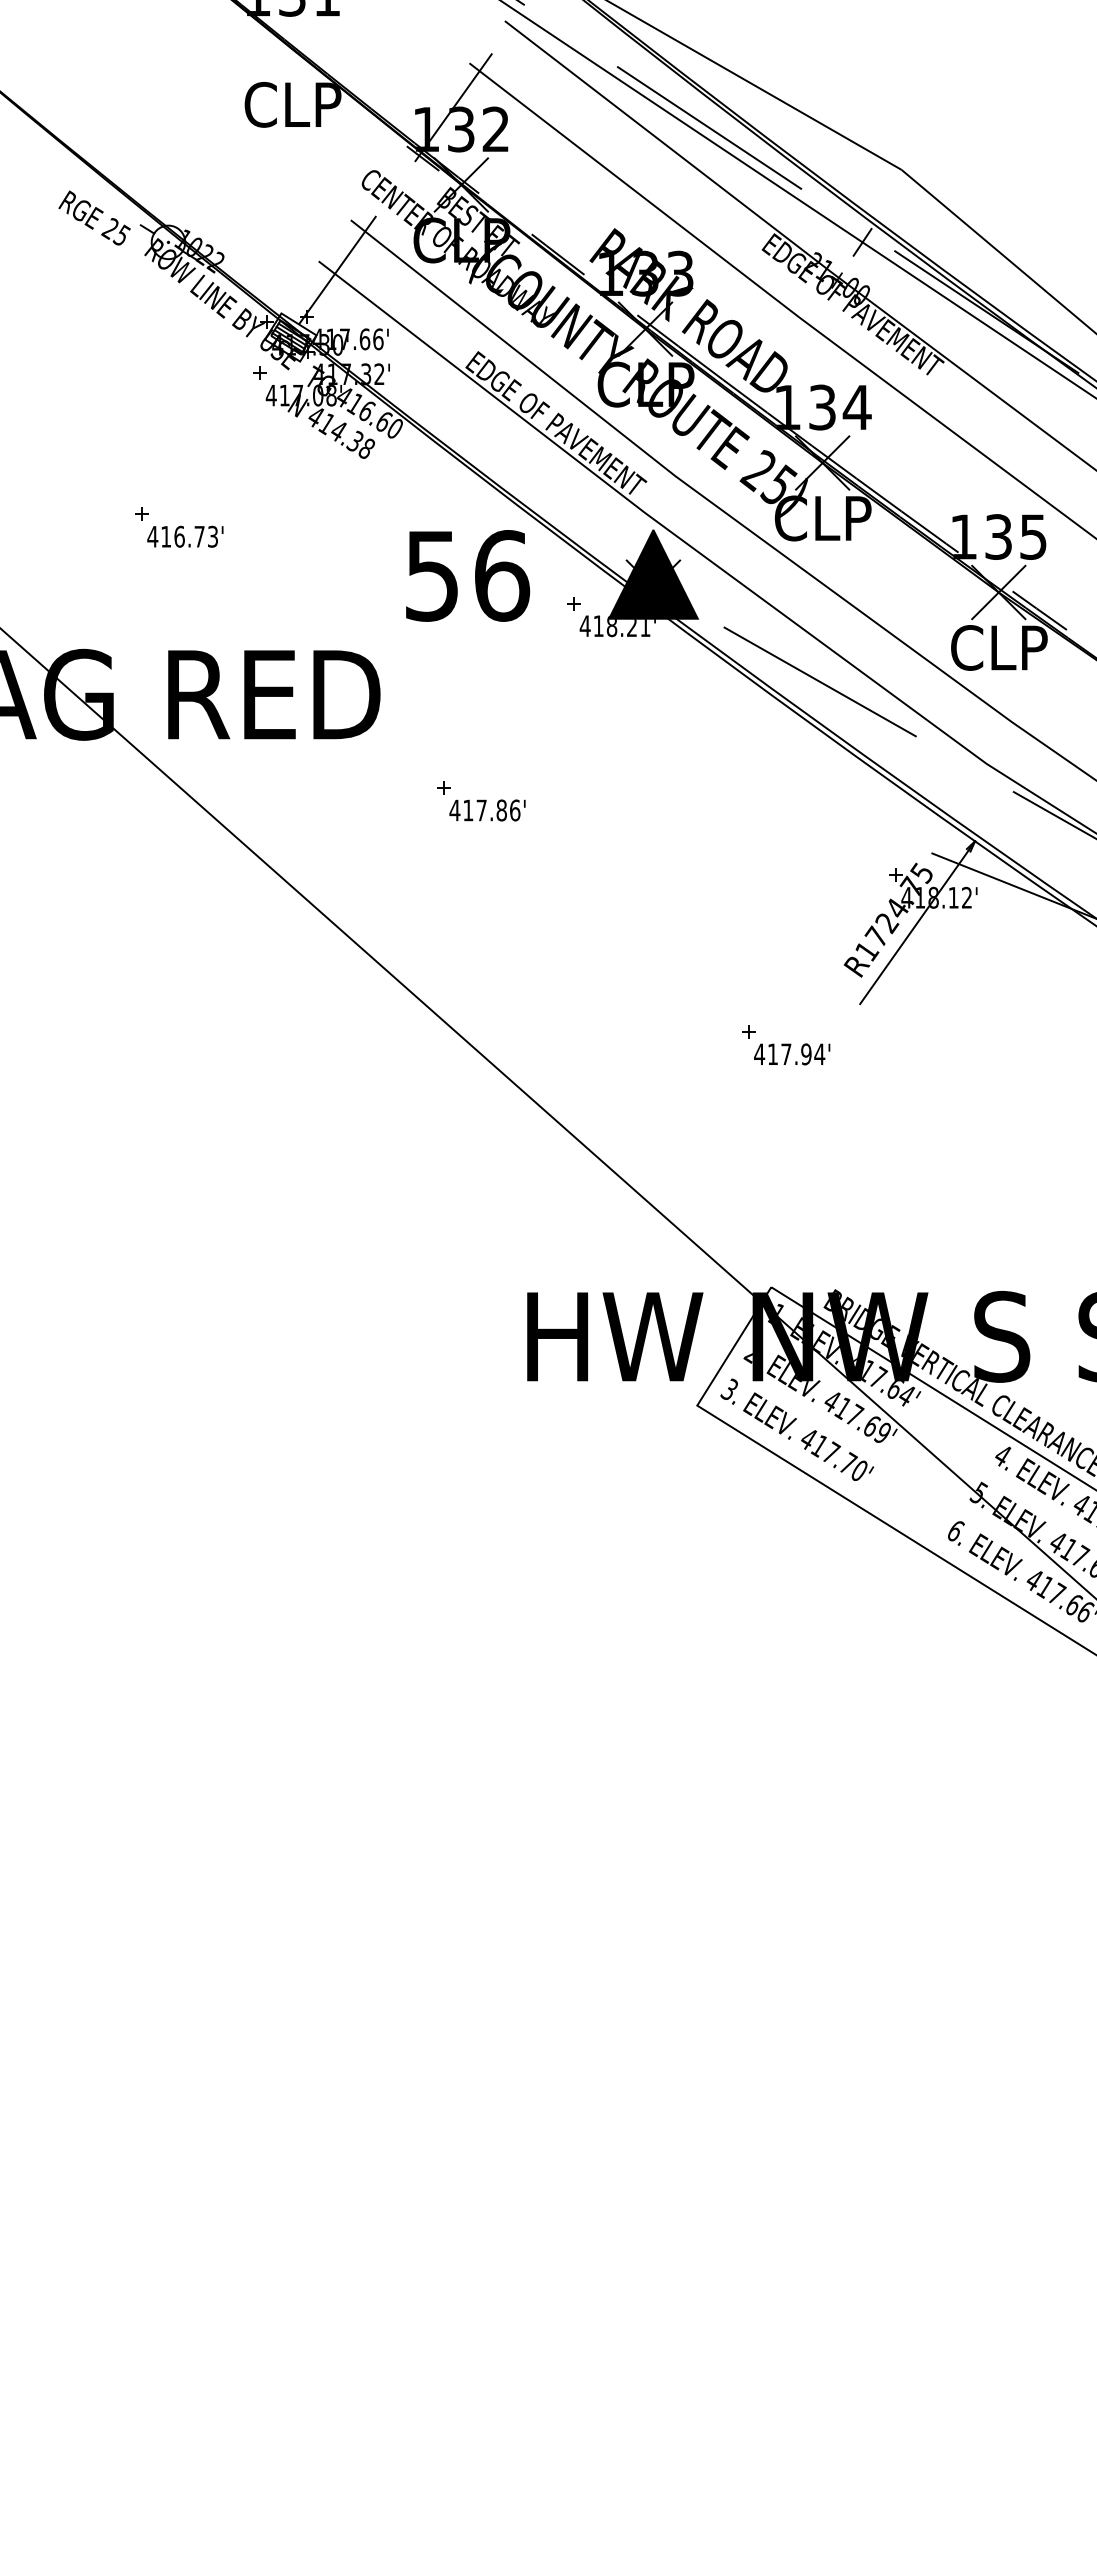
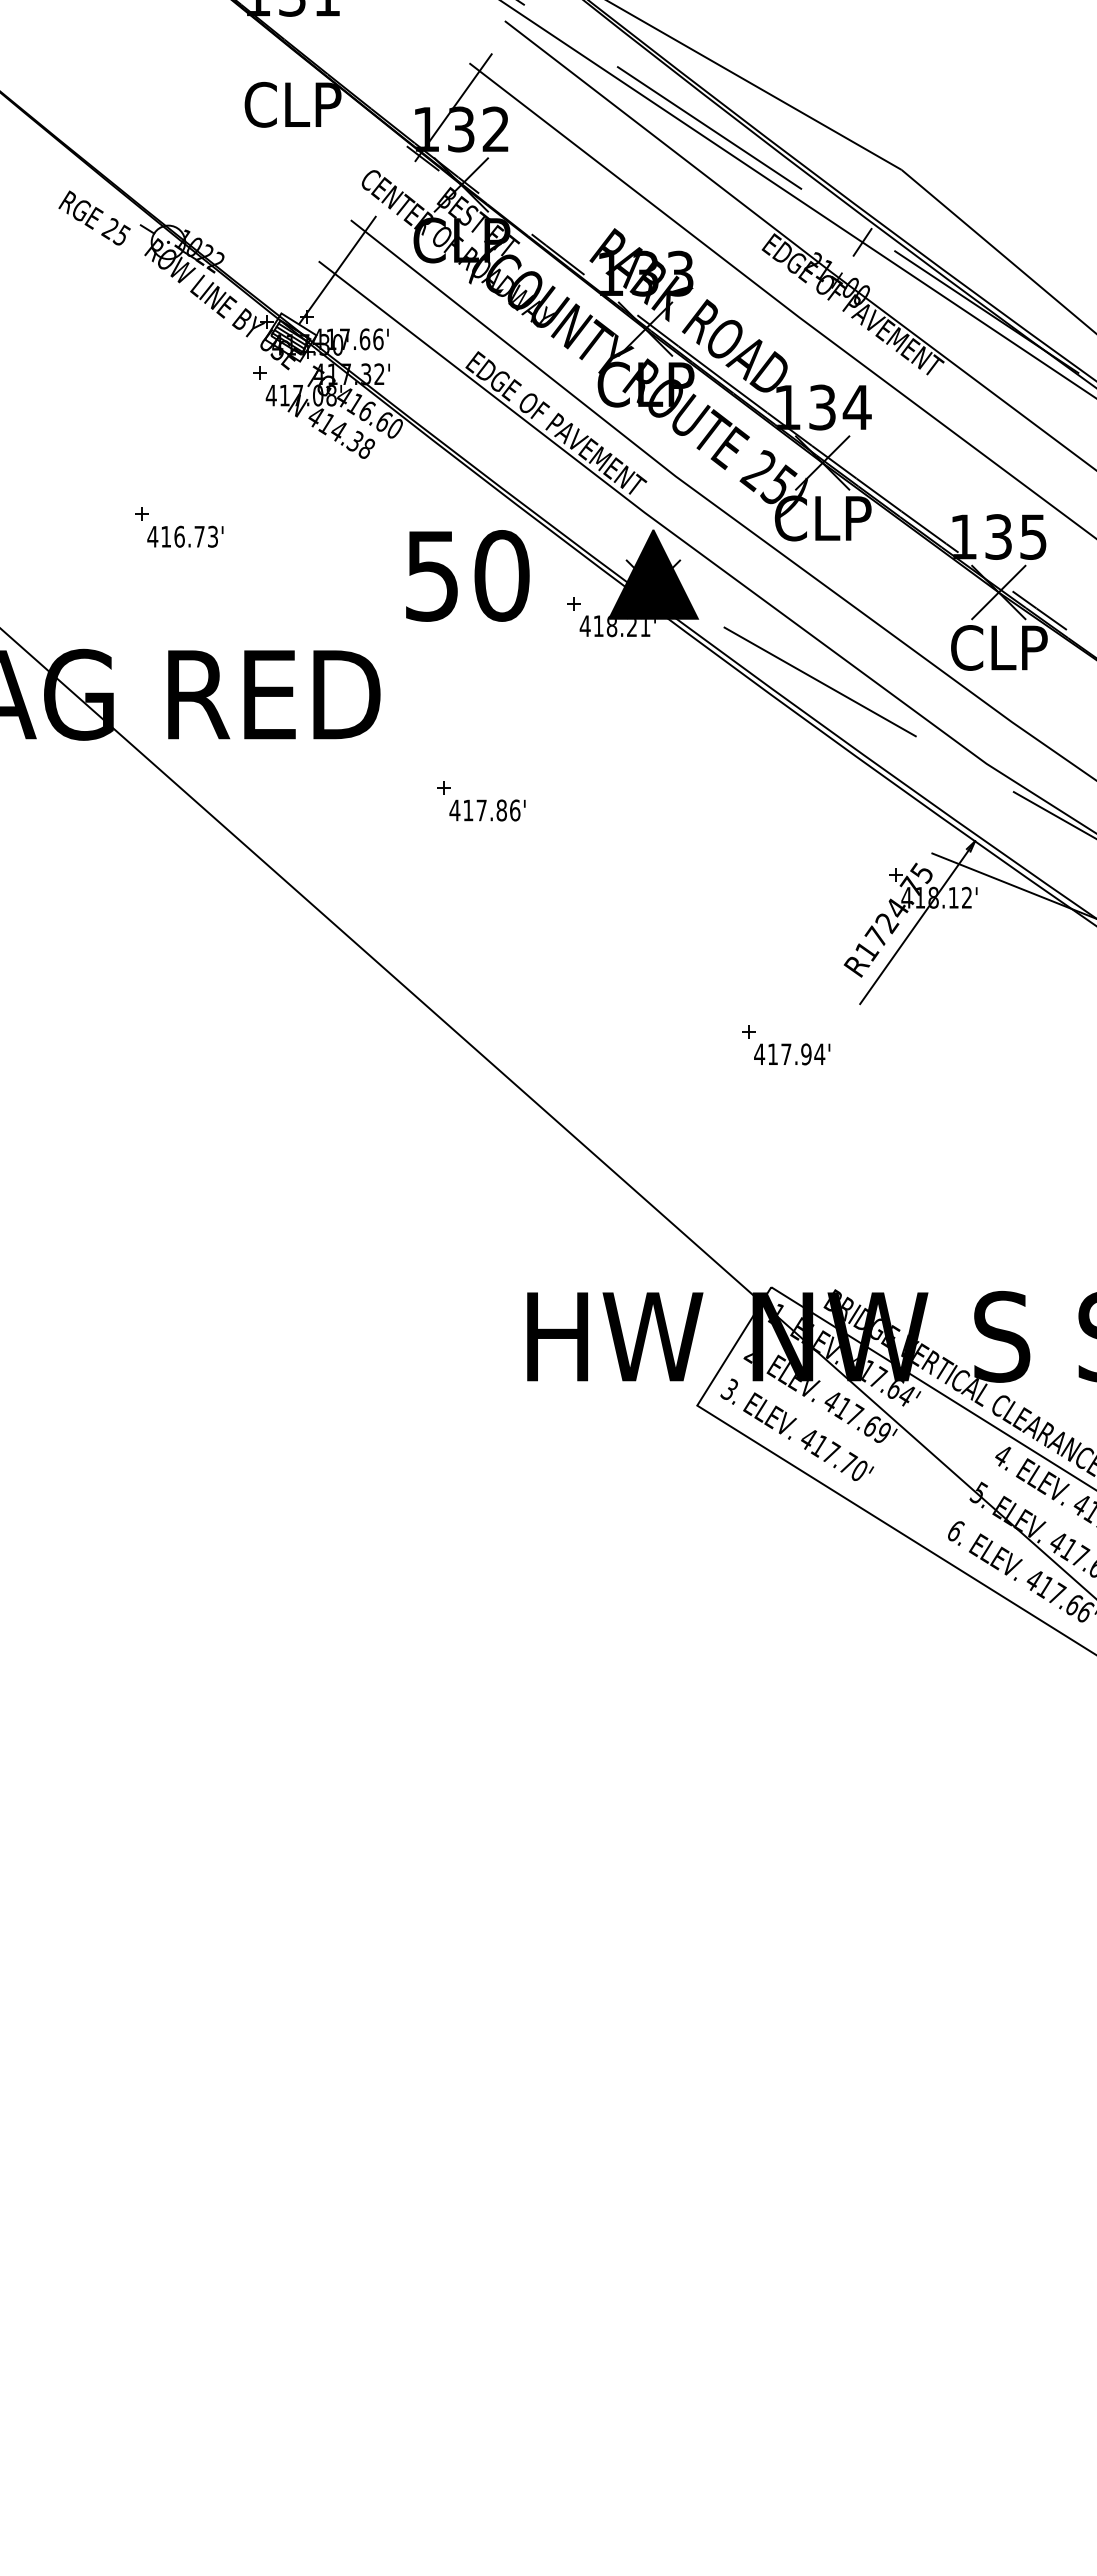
text: 56 -> 50 (502, 575)
